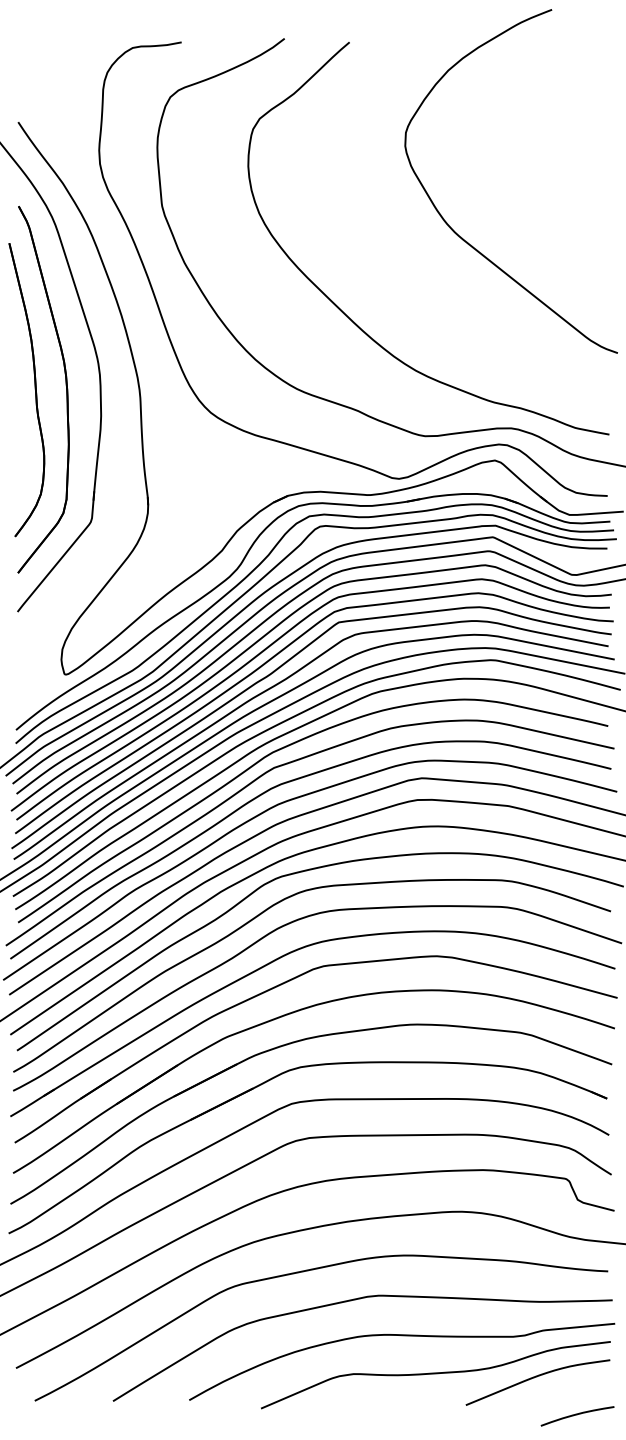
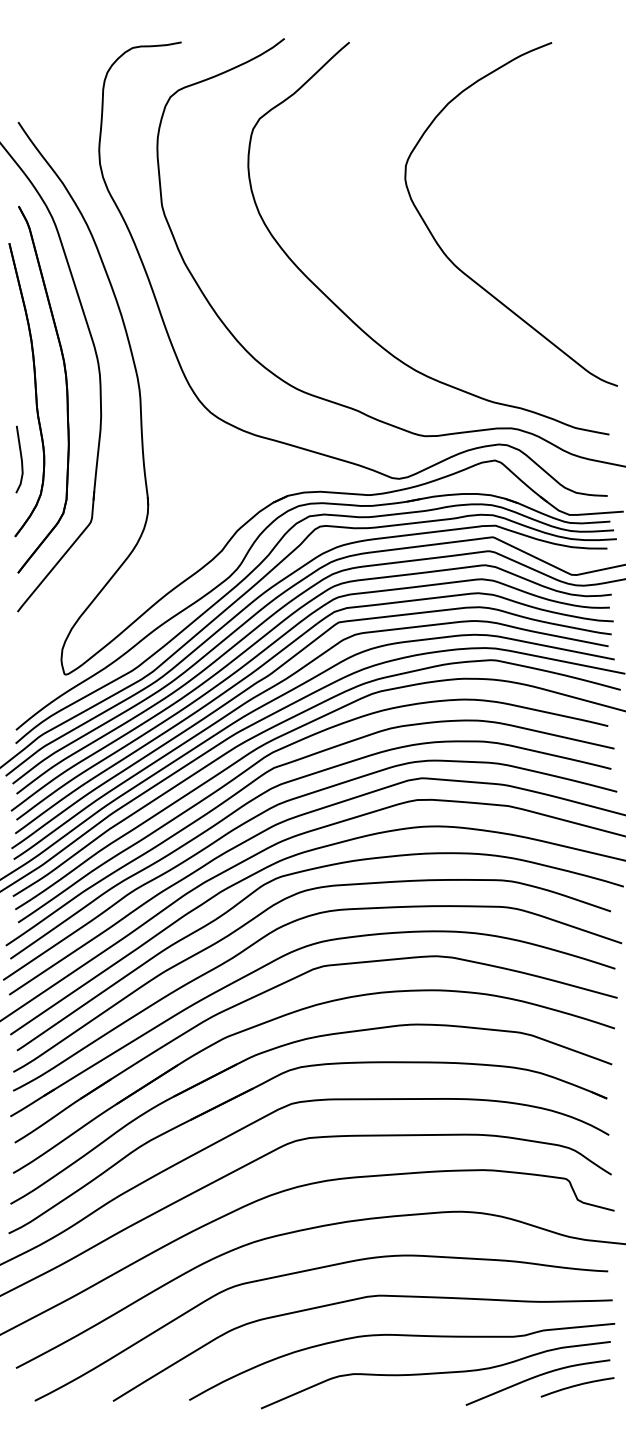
curve position: (461, 236) -> (461, 269) (461, 269)
curve: none -> present (20, 459)
curve position: (577, 1415) -> (577, 1386) (577, 1386)
